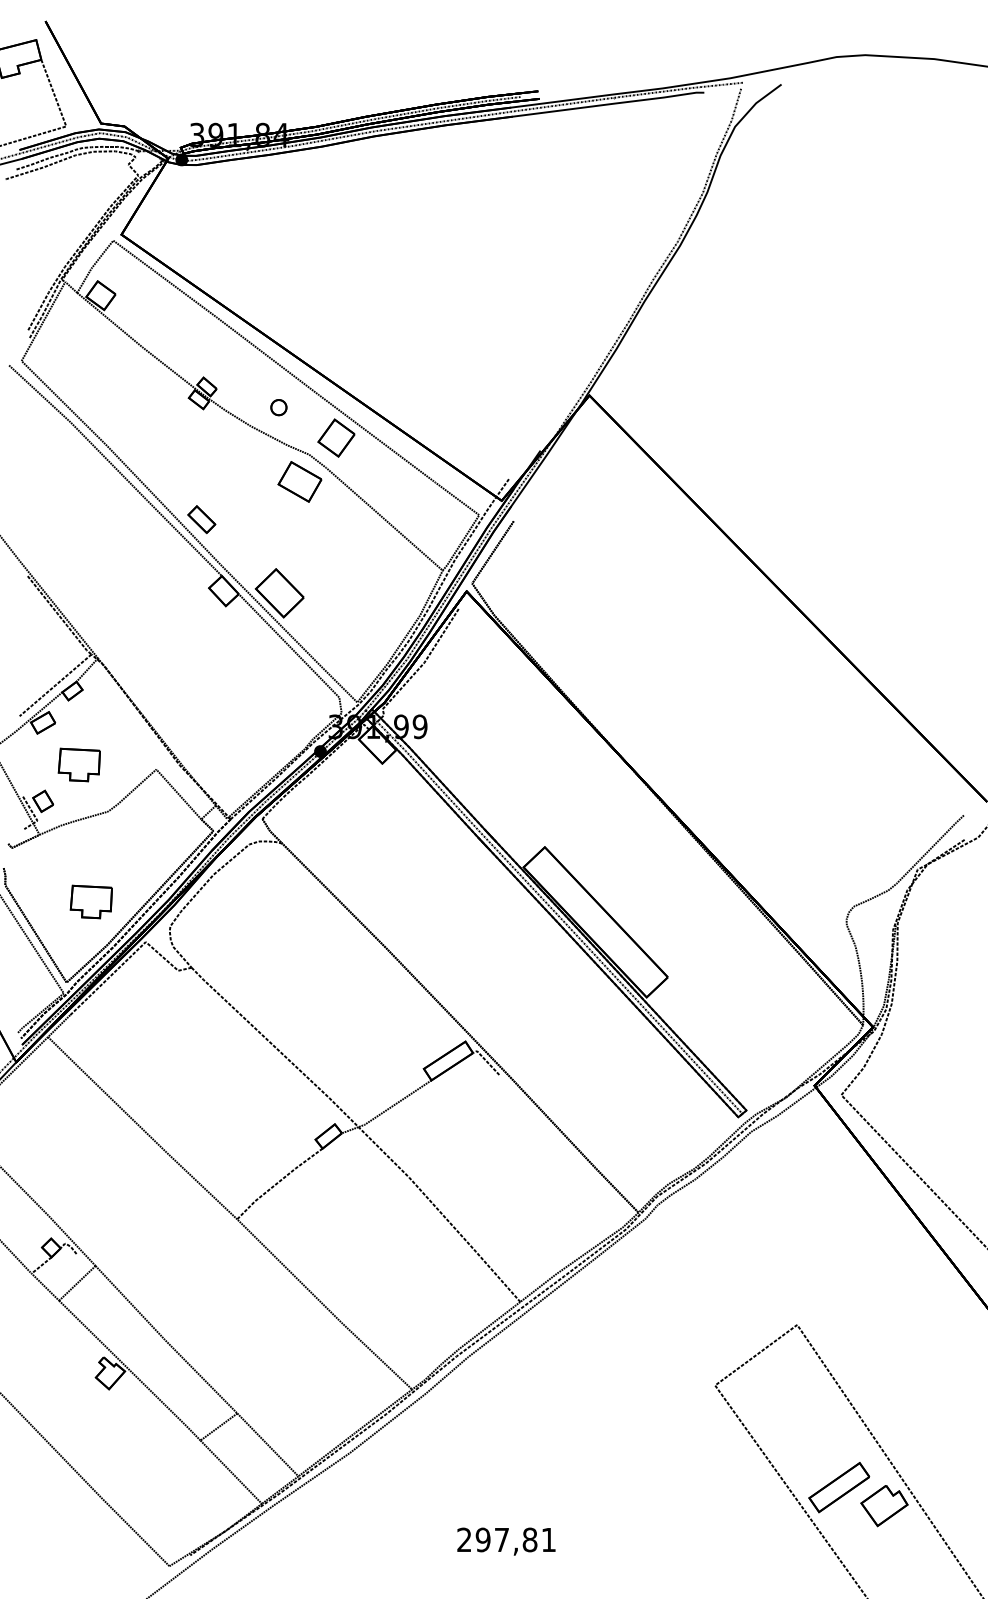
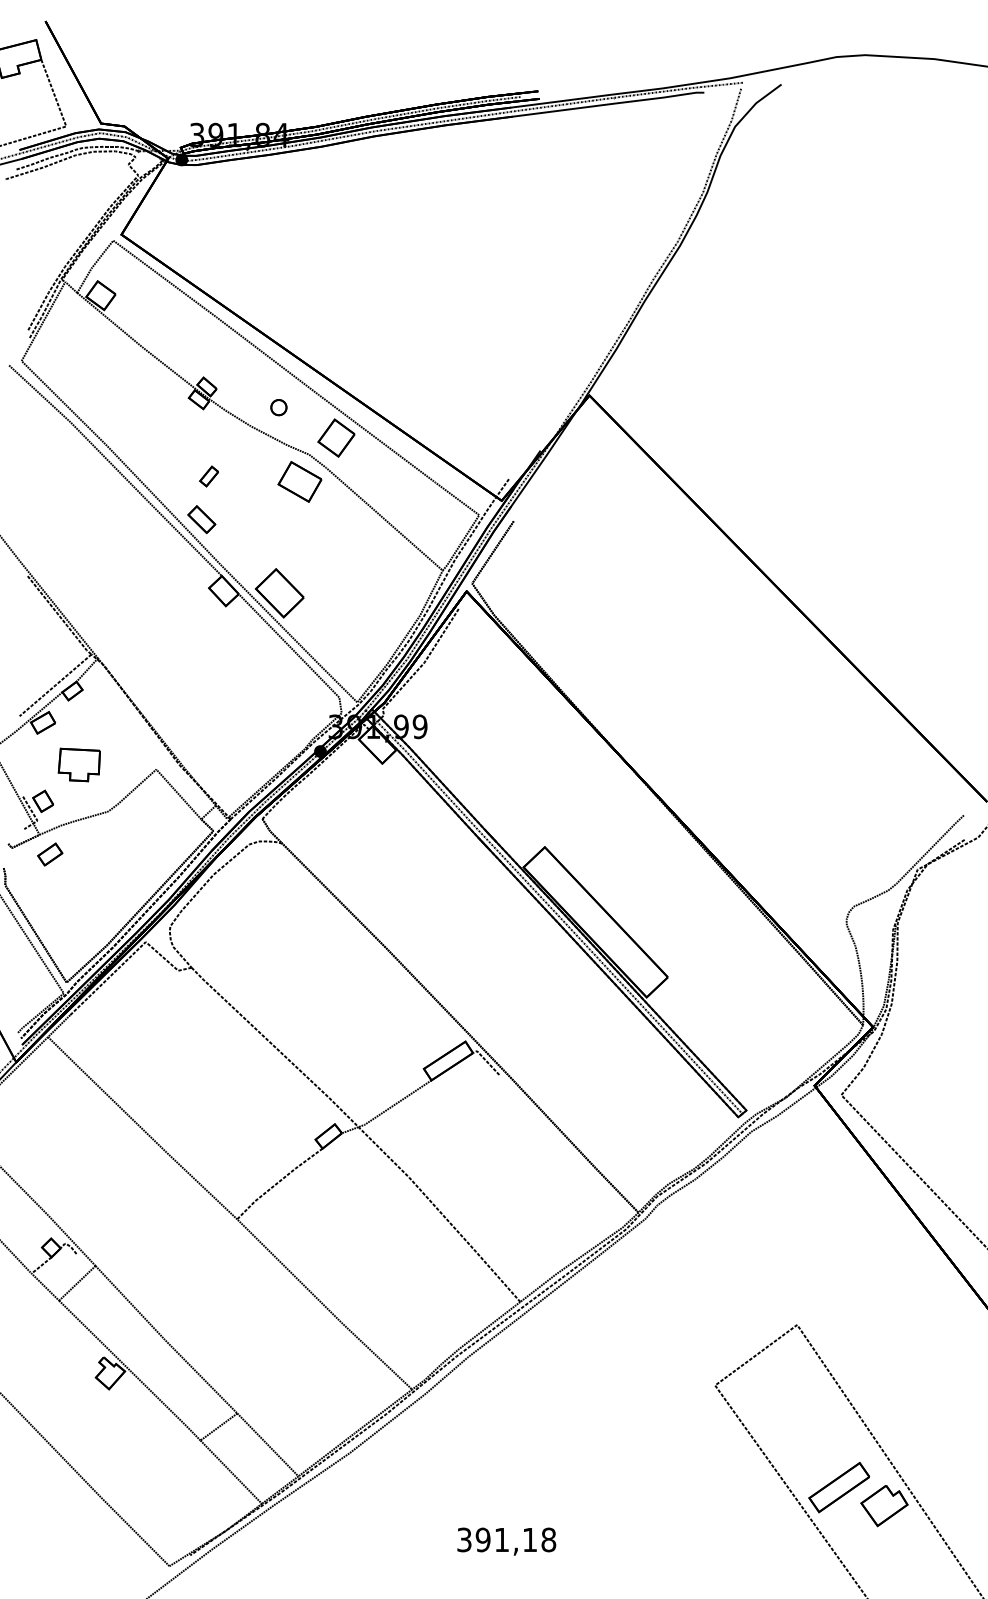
part: none -> present (208, 476)
part: none -> present (50, 854)
part: present -> none (90, 901)
text: 297,81 -> 391,18 (506, 1539)
